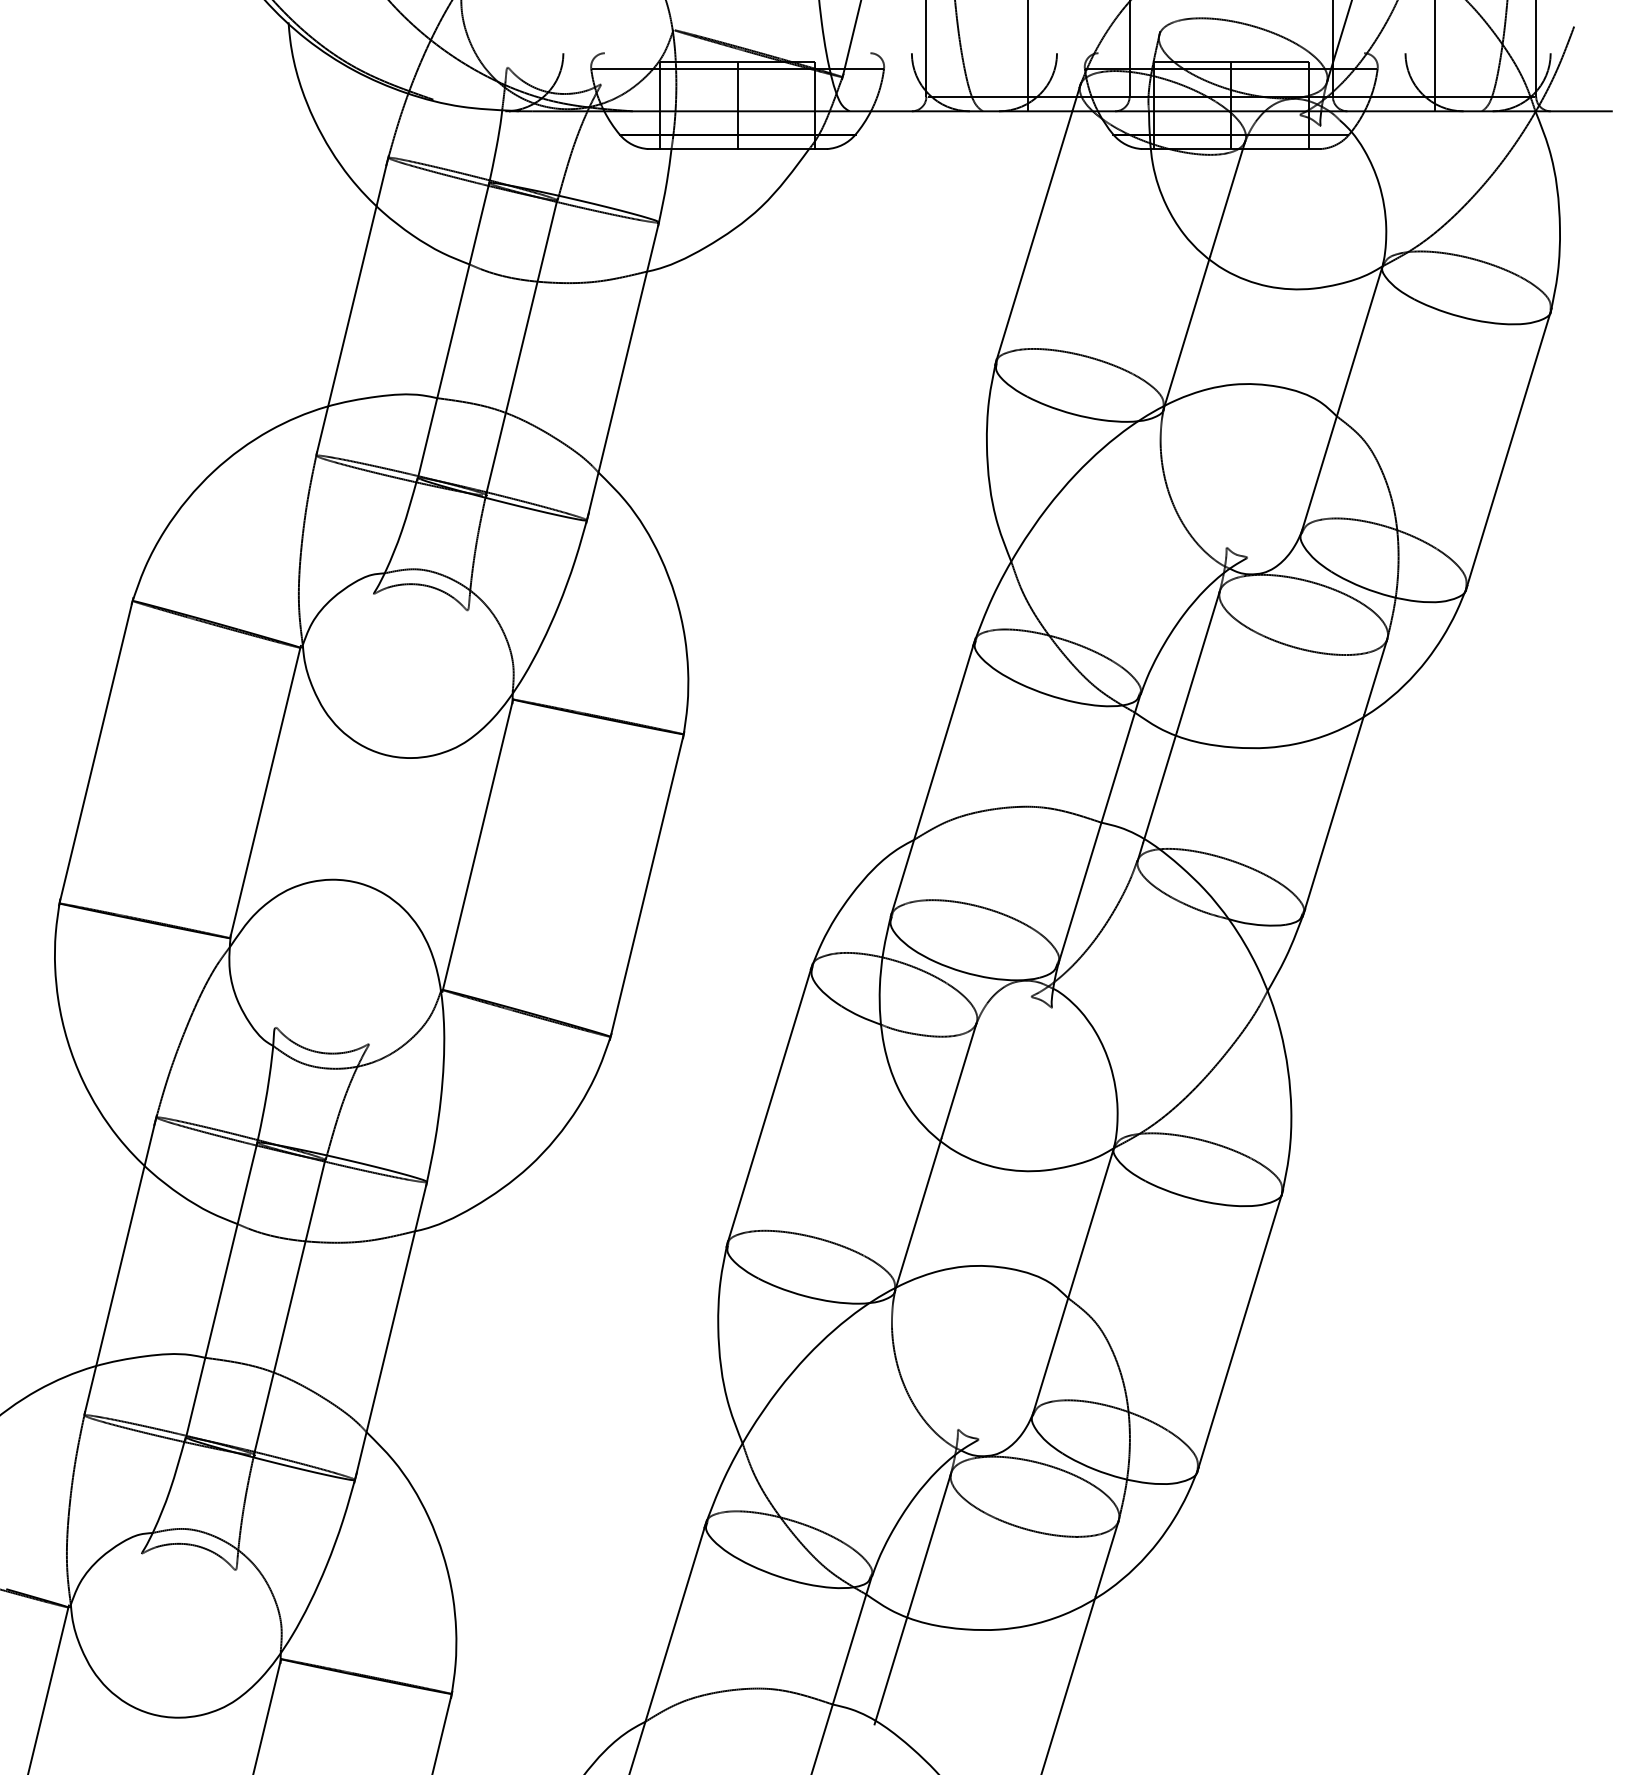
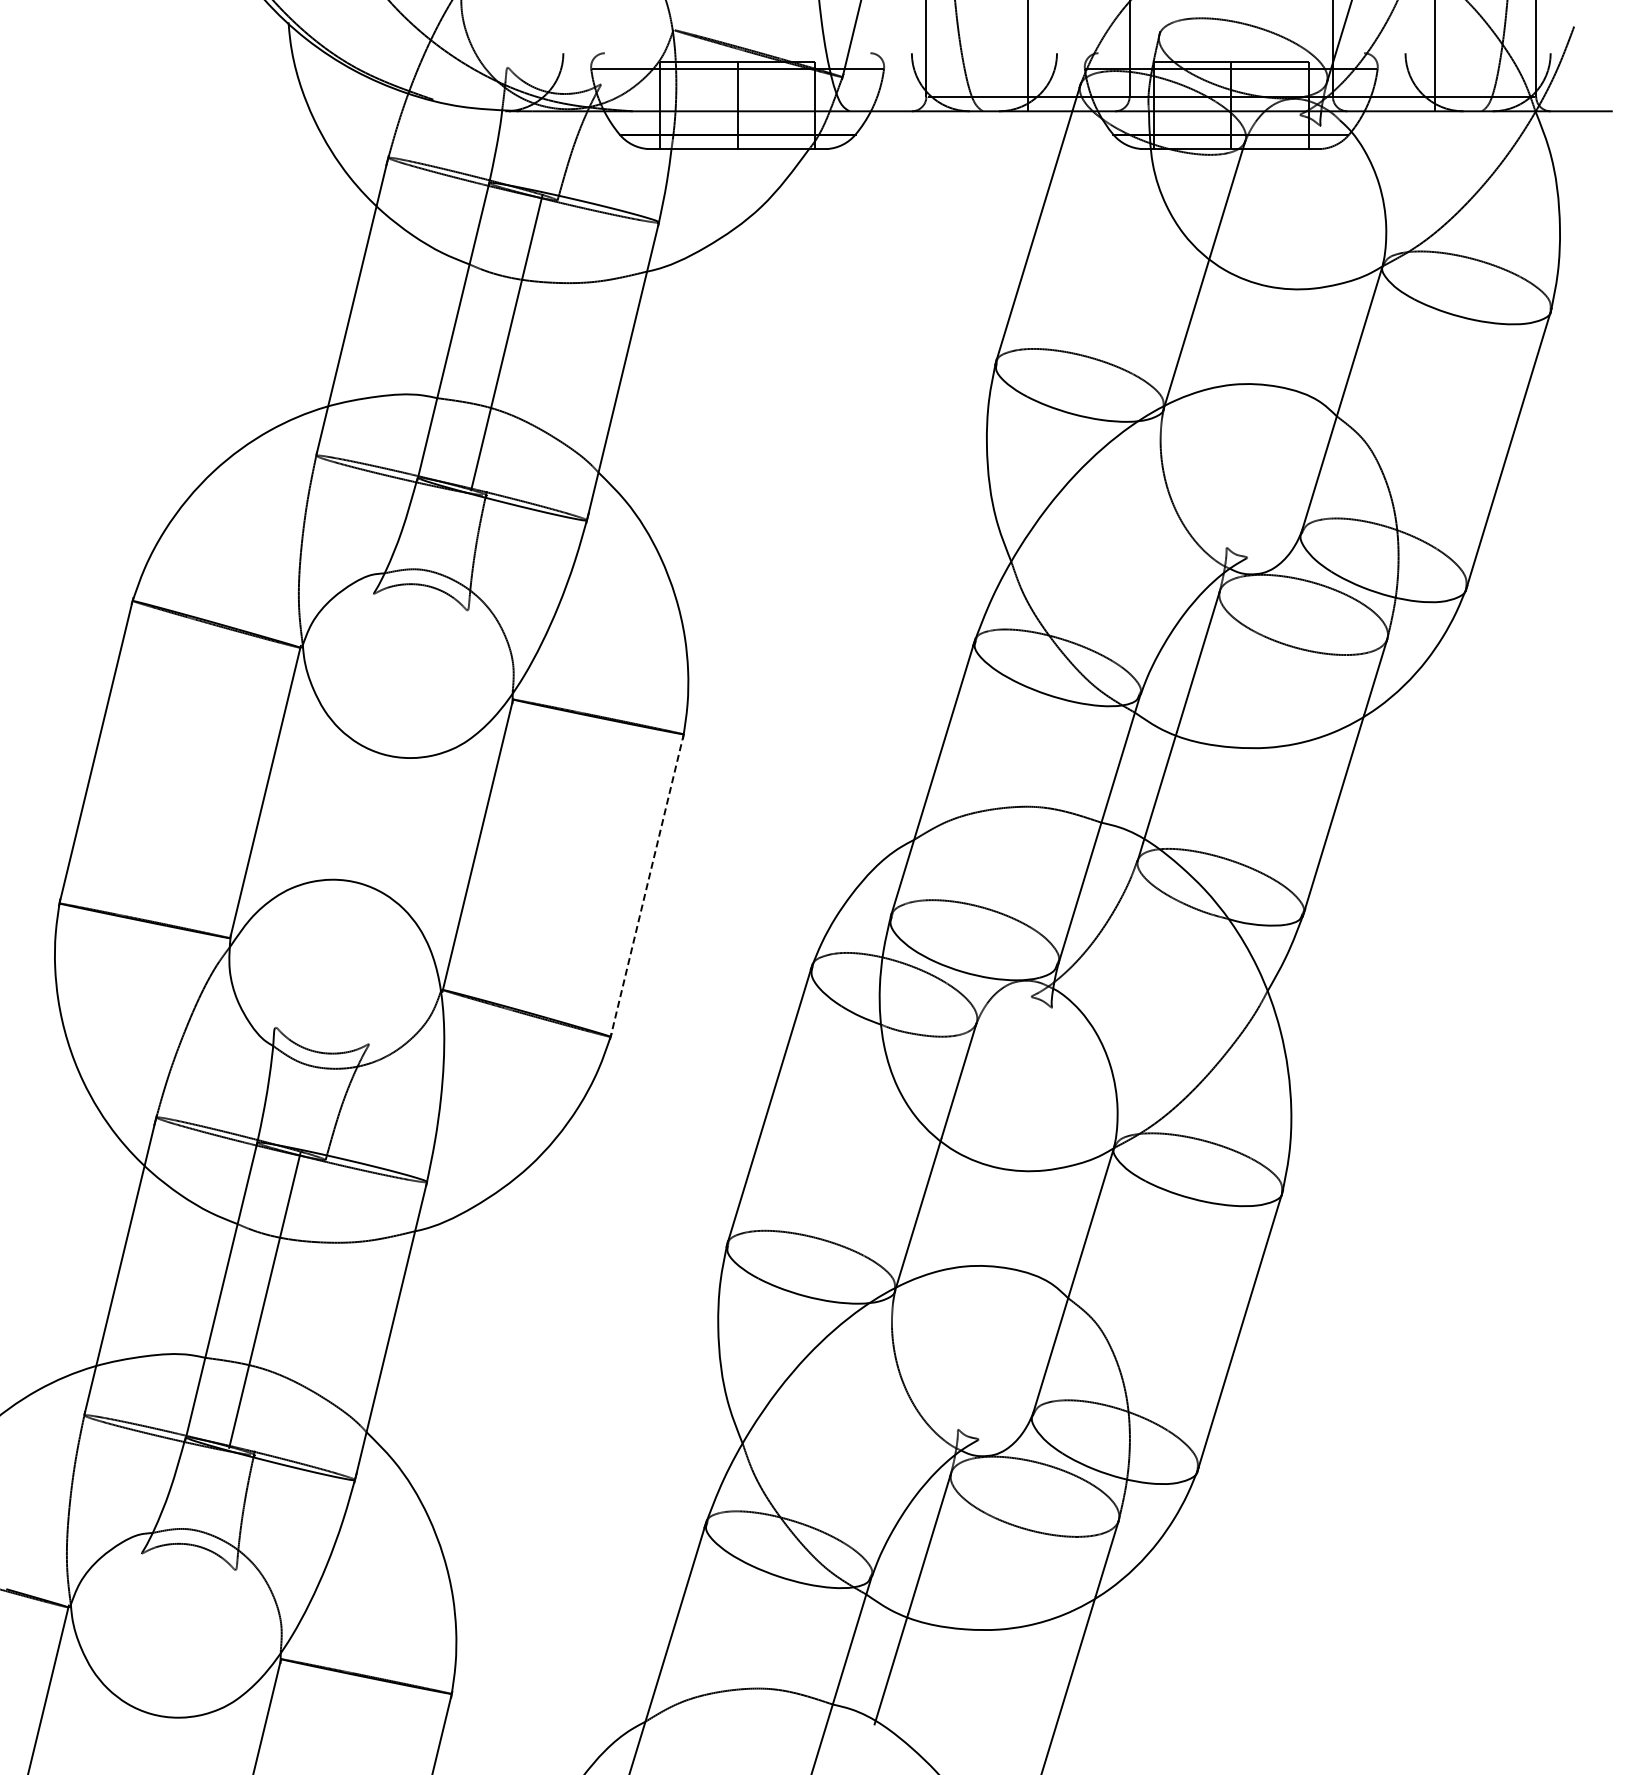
line position: (521, 346) -> (506, 342) (506, 342)
line: solid -> dashed (647, 885)
line position: (289, 1305) -> (264, 1299) (264, 1299)
